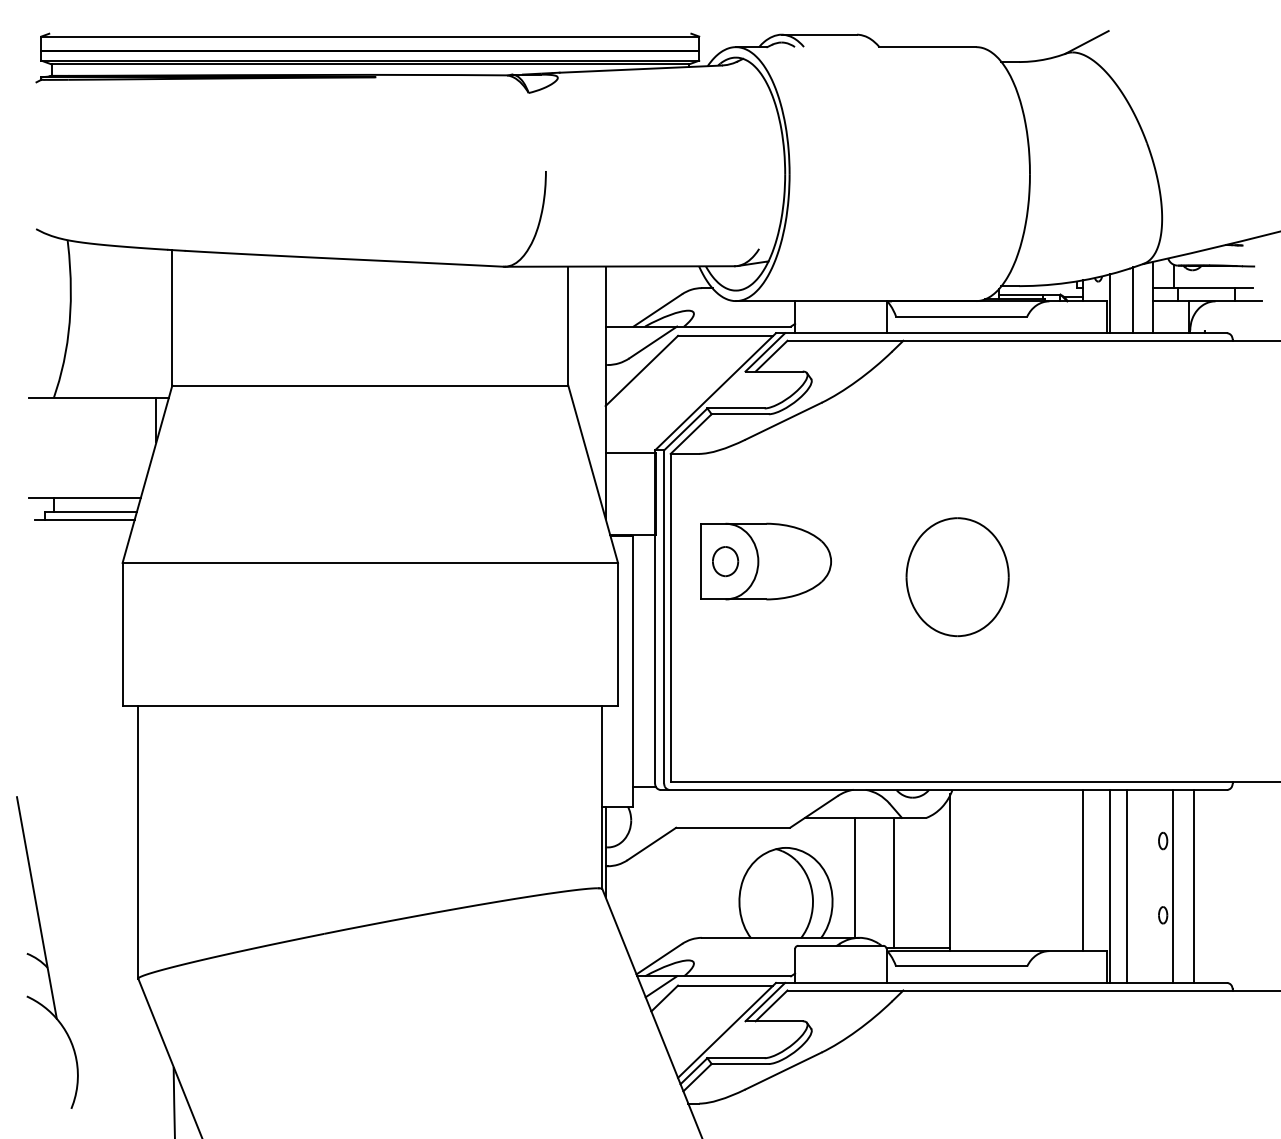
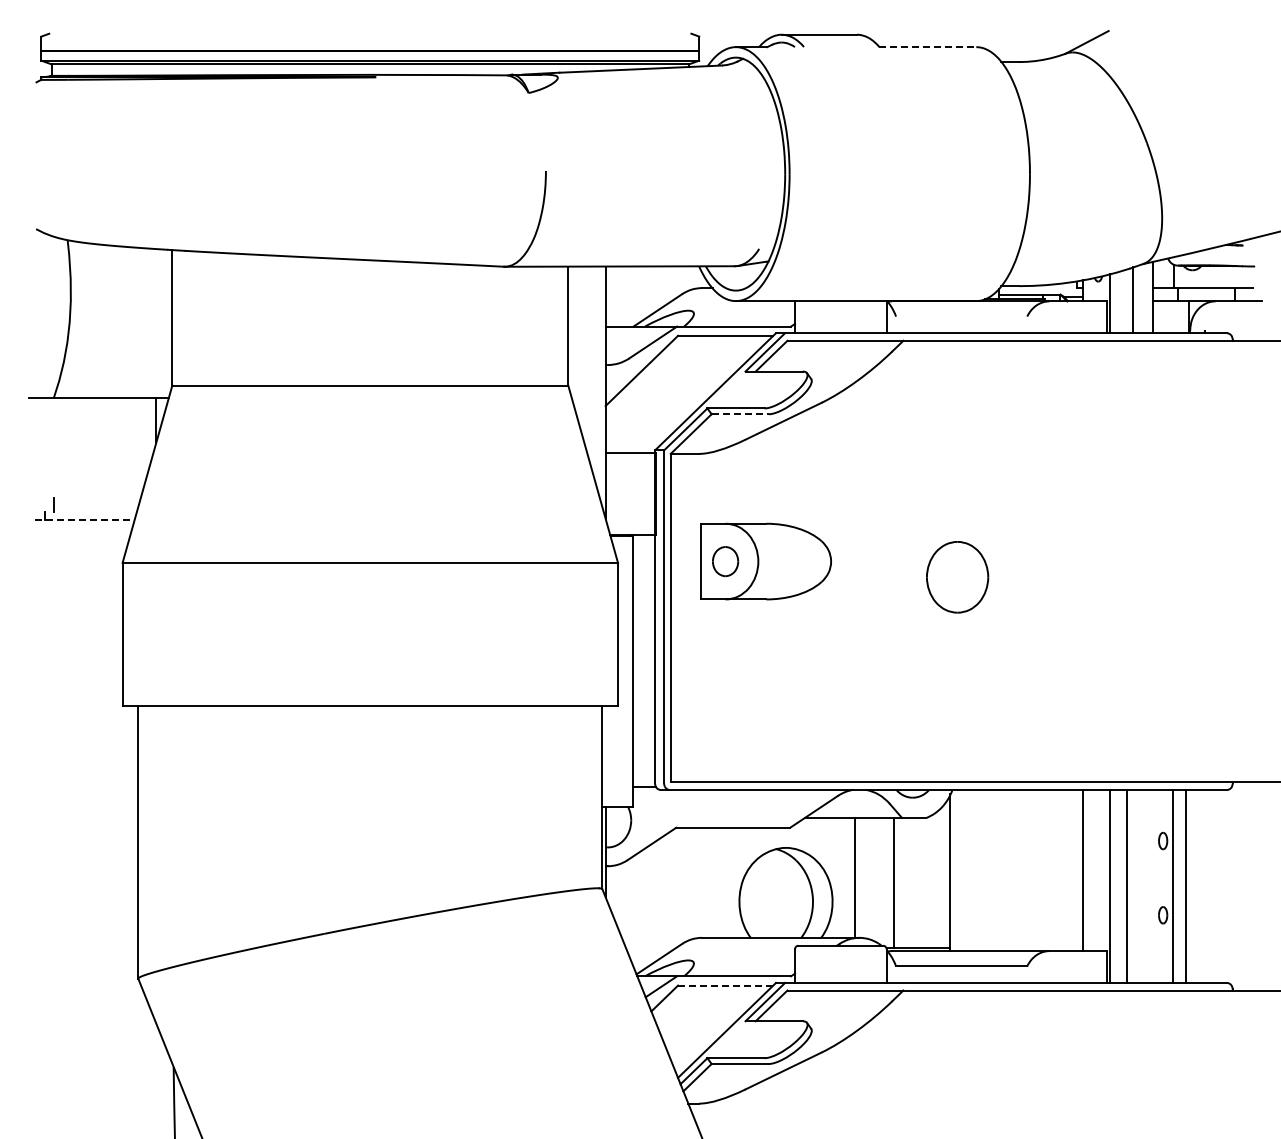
line: present -> none (370, 36)
line: solid -> dashed (928, 47)
line: present -> none (961, 316)
line: solid -> dashed (740, 414)
line: present -> none (84, 497)
line: present -> none (90, 511)
line: solid -> dashed (84, 520)
part size: 105x121 px -> 64x73 px (957, 577)
line position: (1194, 885) -> (1186, 885) (1186, 885)
part: present -> none (47, 952)
line: solid -> dashed (725, 985)
